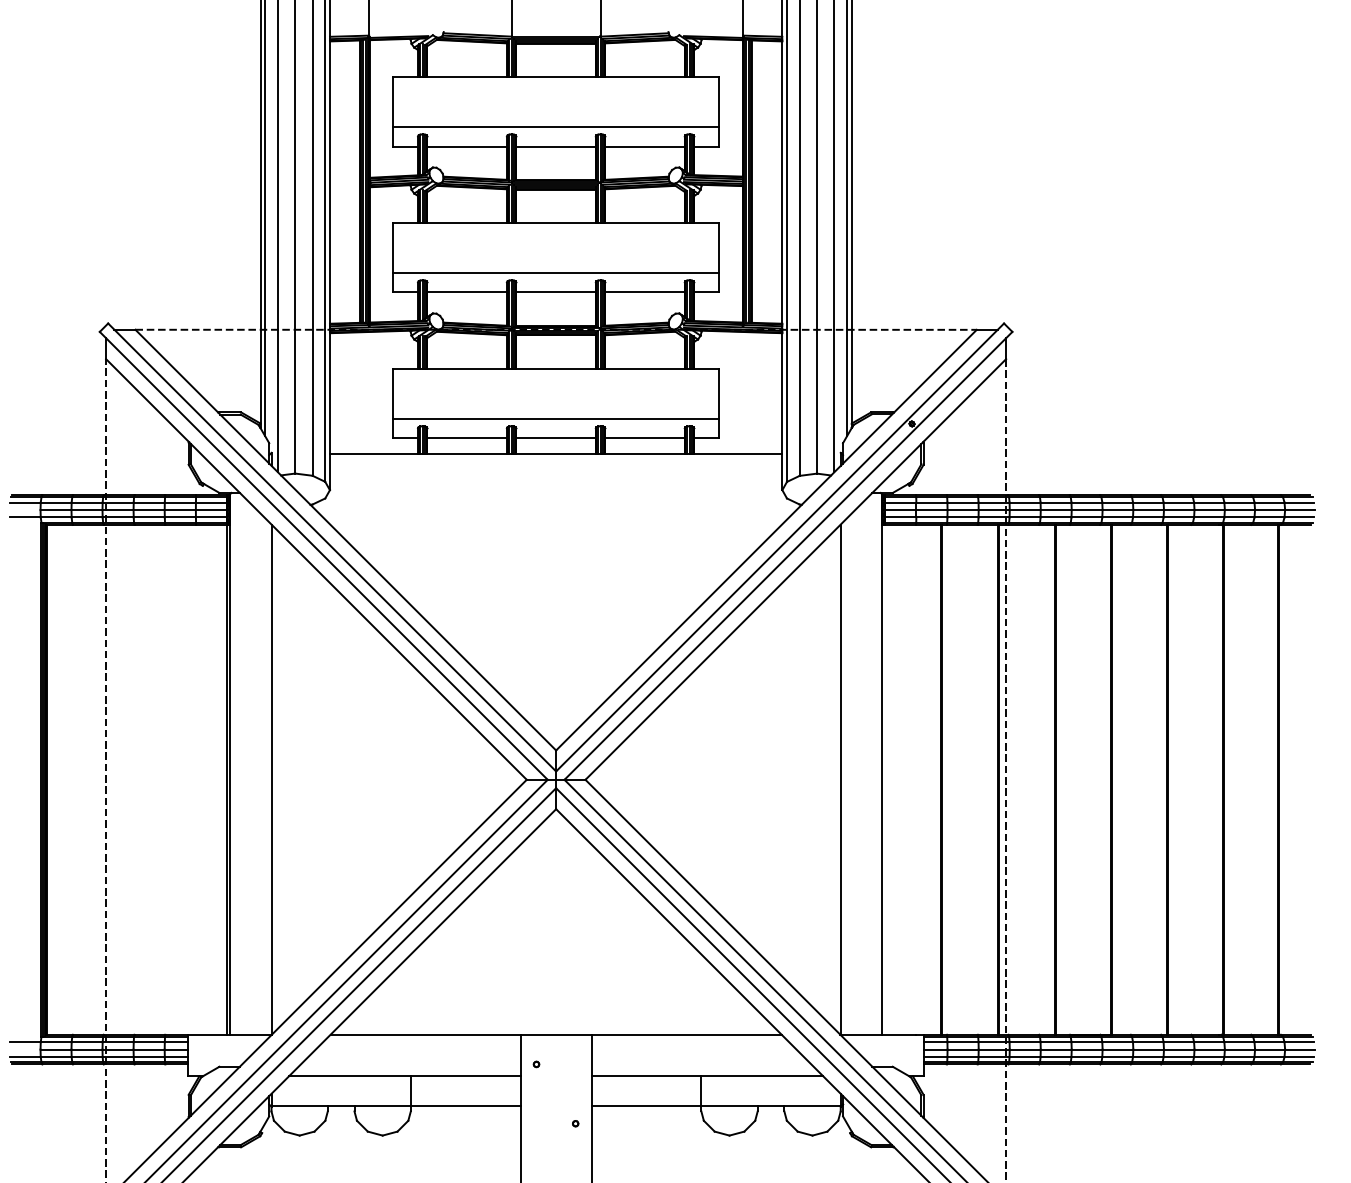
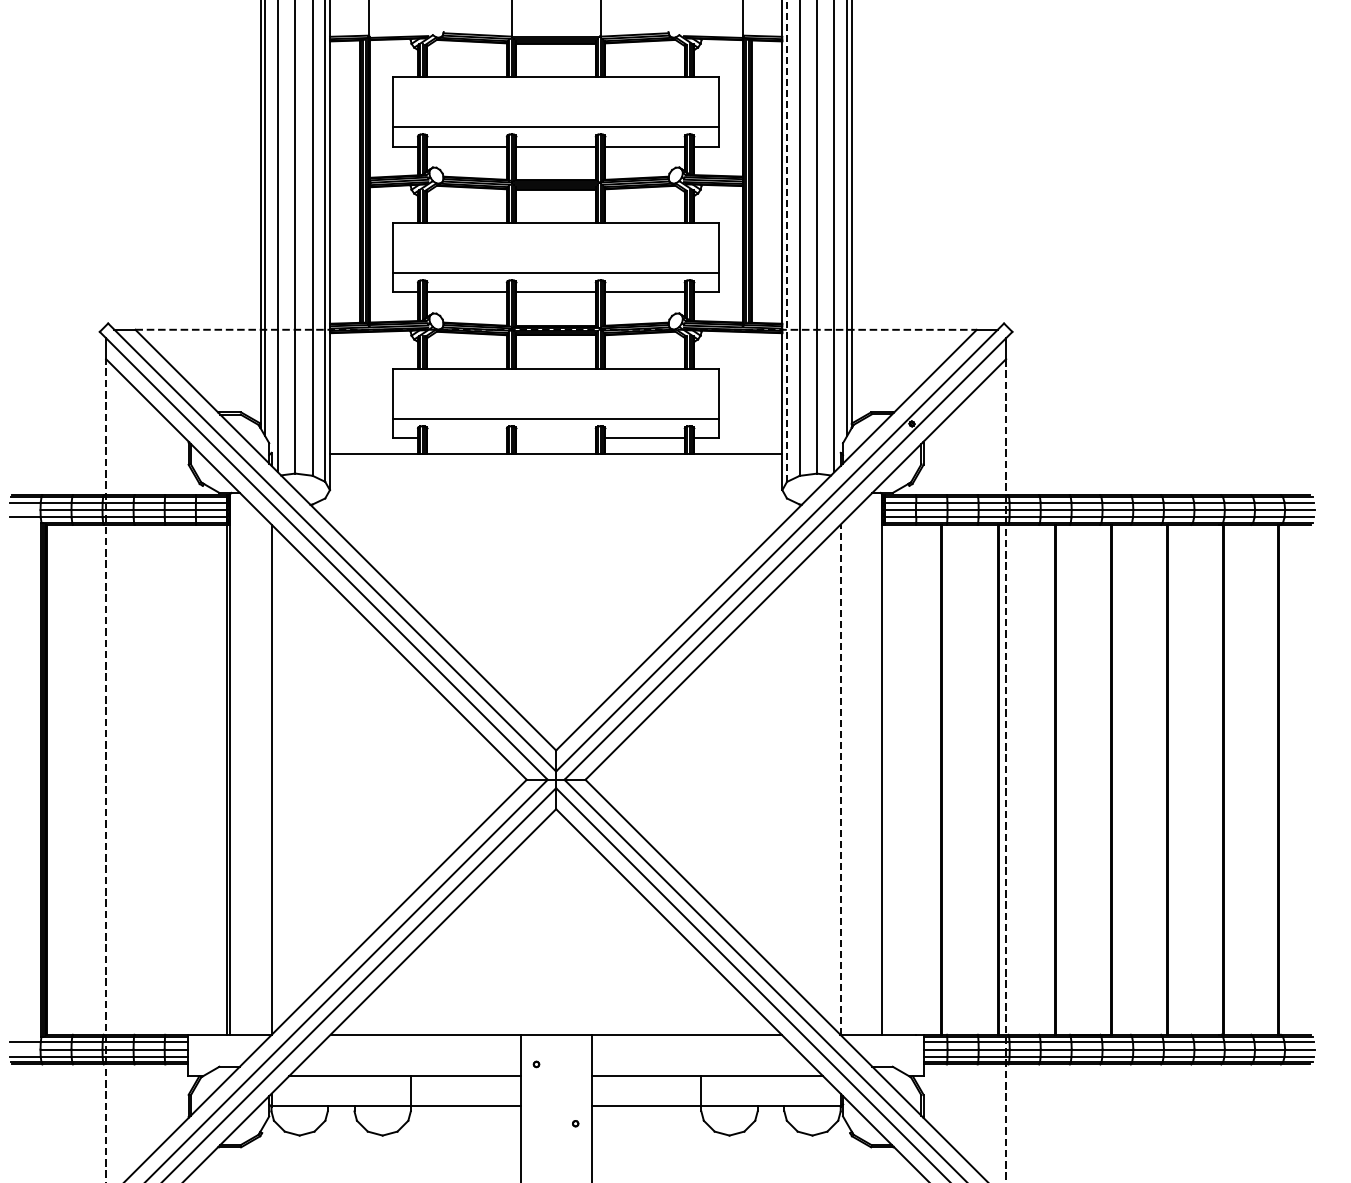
line: solid -> dashed (786, 241)
line: present -> none (466, 438)
line: present -> none (555, 438)
line: solid -> dashed (840, 779)
